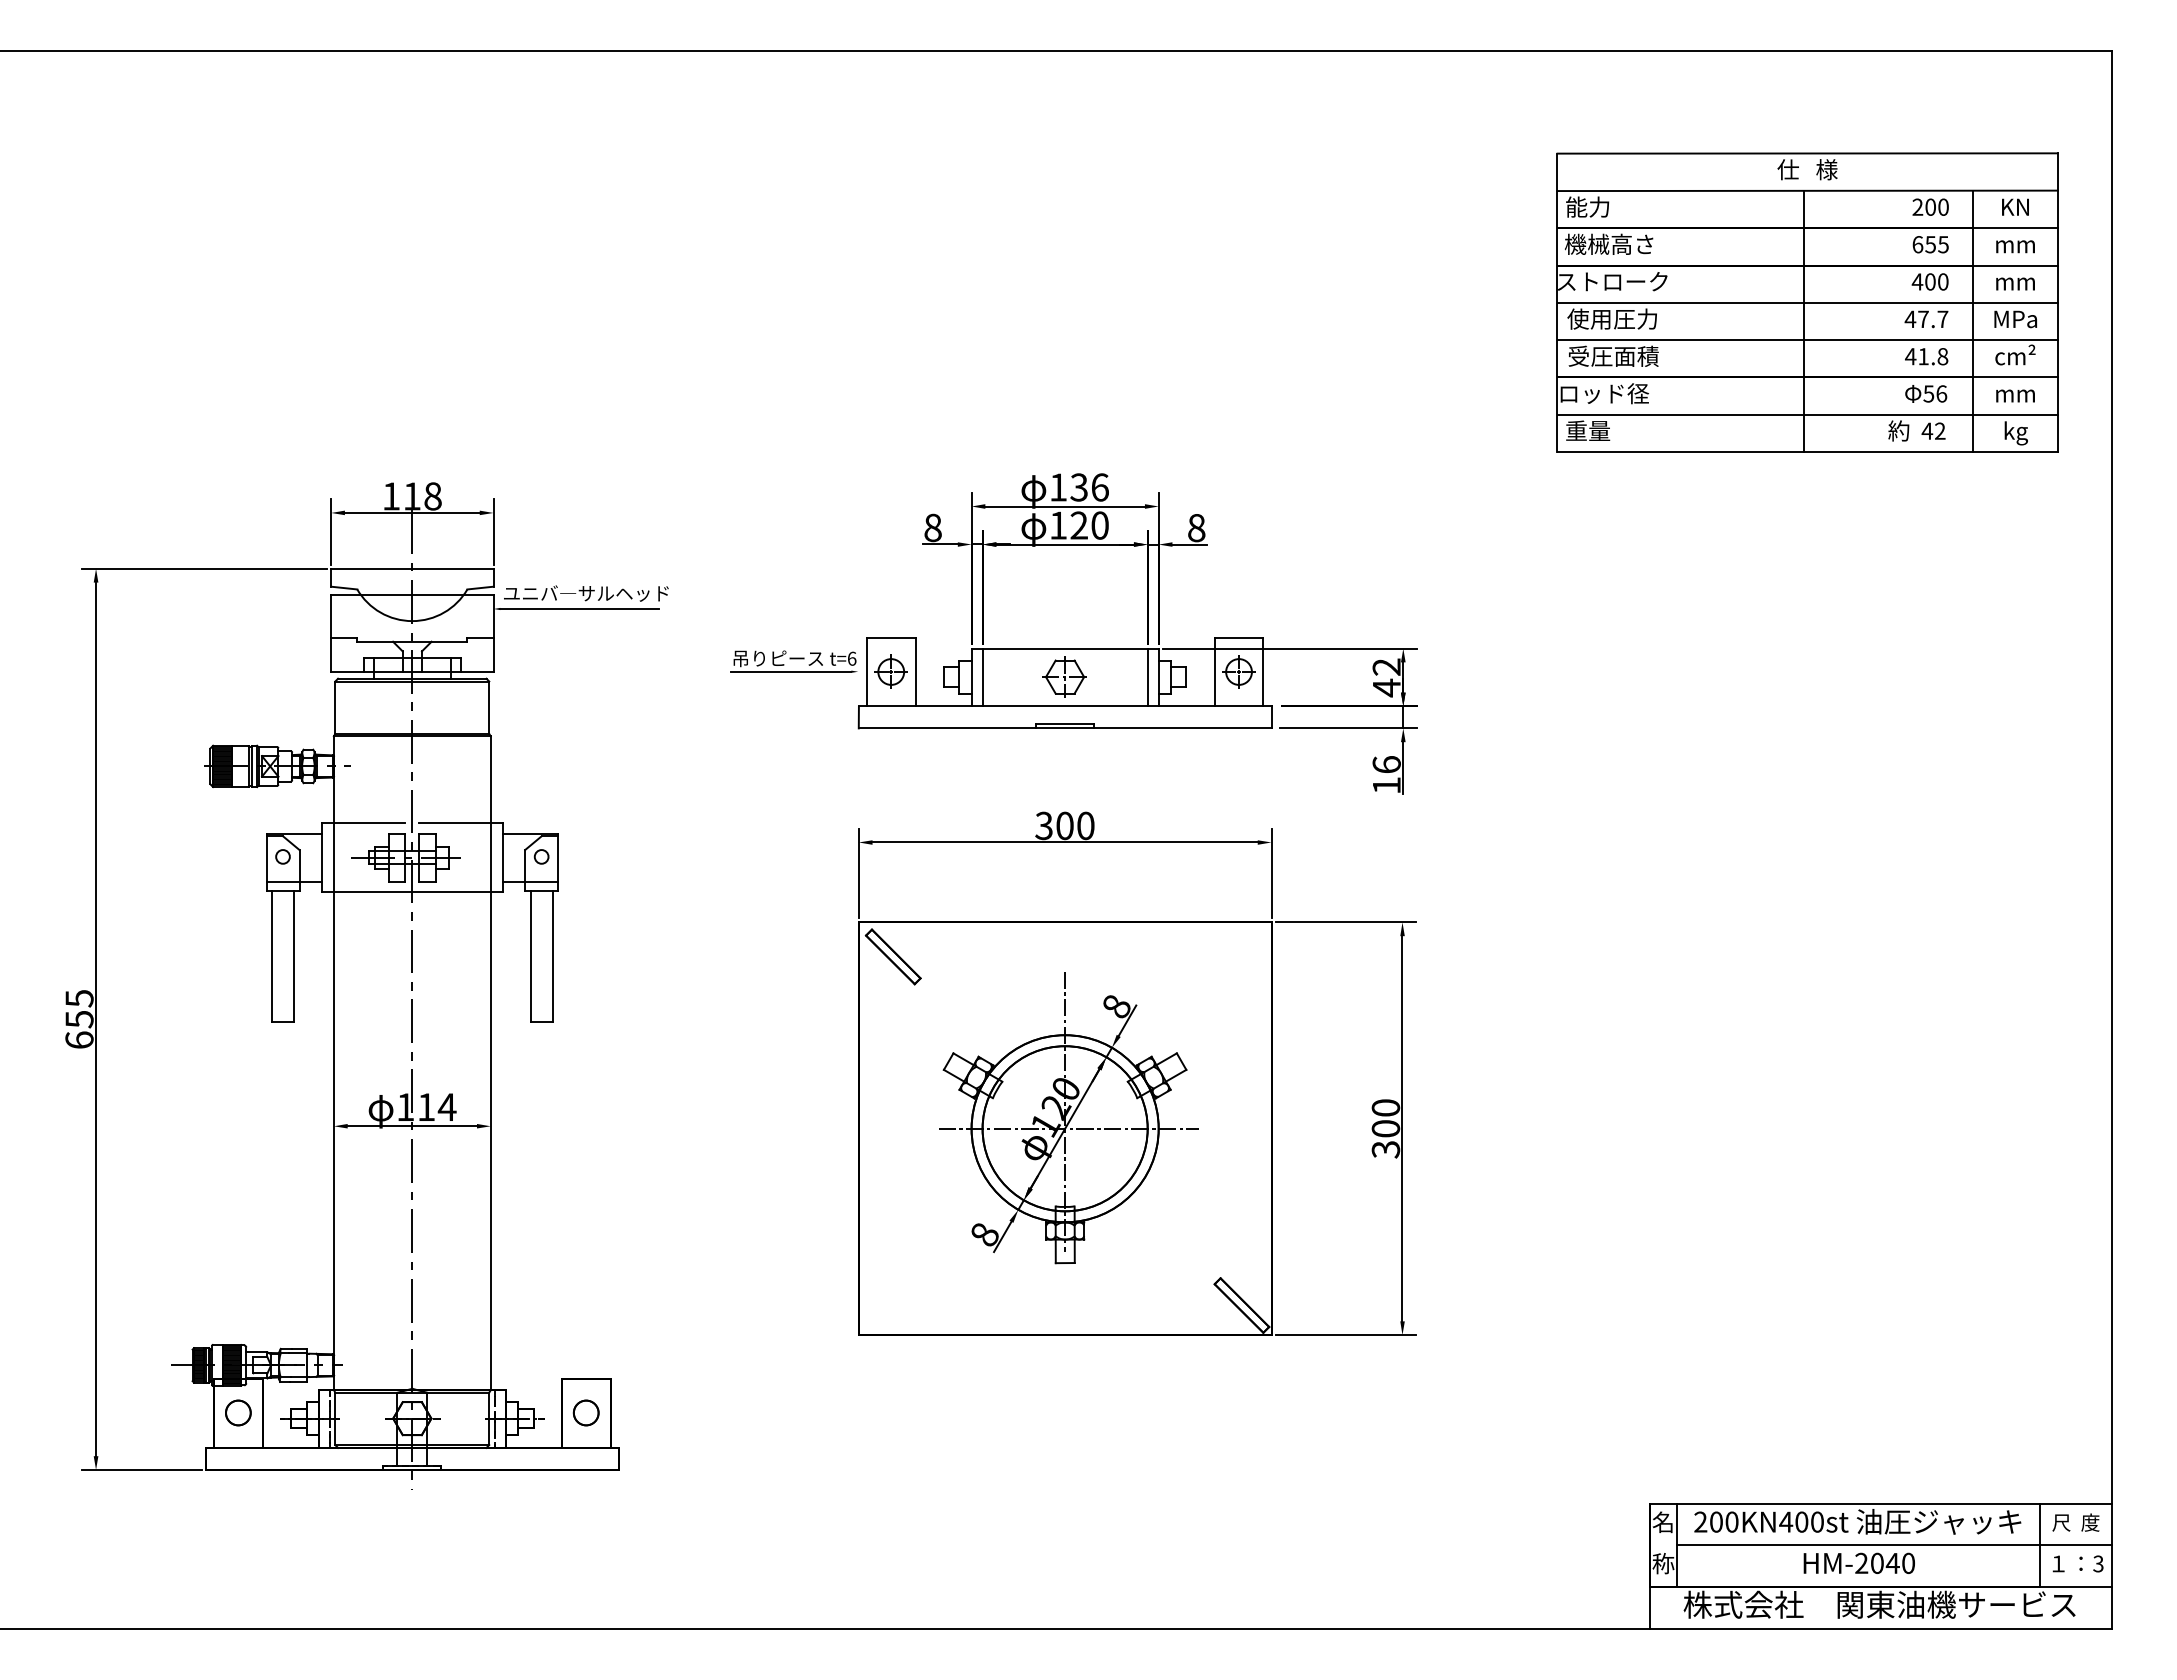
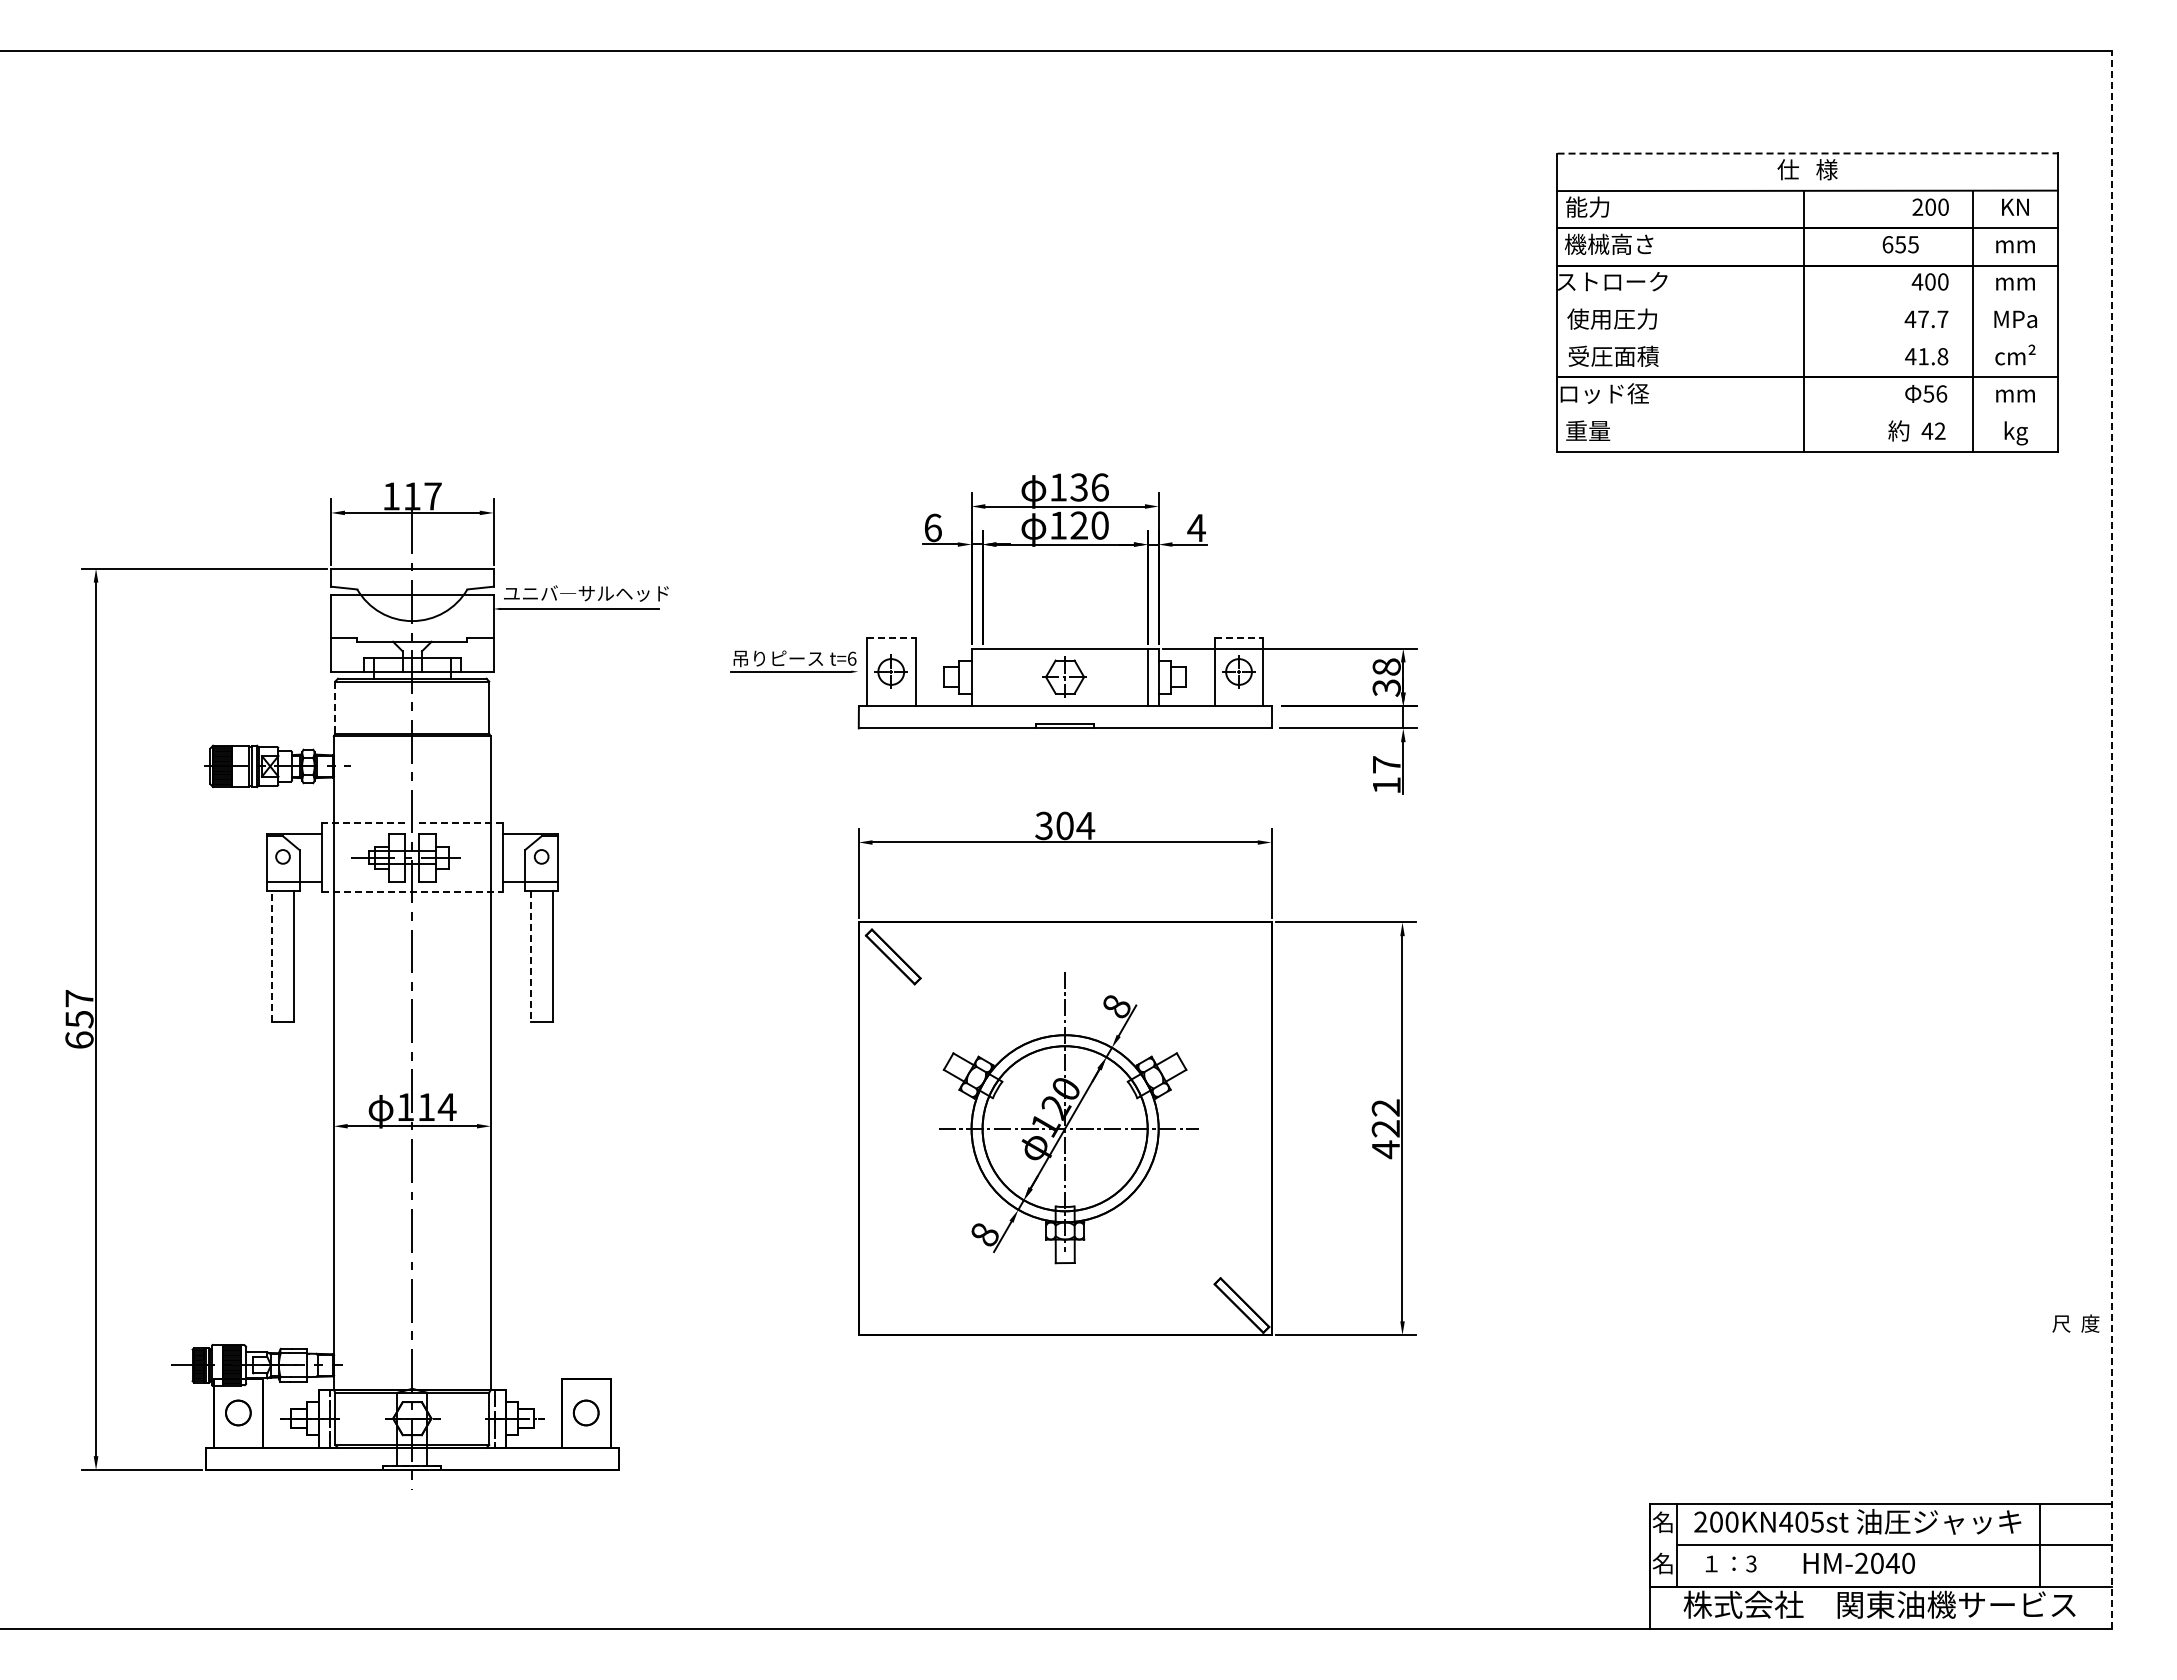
line: solid -> dashed (1808, 153)
text position: (1930, 244) -> (1900, 244) (1900, 244)
line: present -> none (1807, 302)
line: present -> none (1807, 340)
line: present -> none (1807, 414)
text: 118 -> 117 (432, 496)
text: 8 -> 6 (932, 527)
text: 8 -> 4 (1196, 528)
line: solid -> dashed (891, 637)
line: solid -> dashed (1239, 637)
line: present -> none (982, 677)
text: 42 -> 38 (1386, 677)
line: solid -> dashed (335, 708)
text: 16 -> 17 (1386, 764)
line: solid -> dashed (363, 823)
line: solid -> dashed (461, 823)
text: 300 -> 304 (1085, 825)
line: solid -> dashed (2111, 839)
line: solid -> dashed (412, 892)
line: solid -> dashed (272, 956)
line: solid -> dashed (530, 957)
text: 655 -> 657 (79, 998)
text: 300 -> 422 (1385, 1129)
text: 200KN400st -> 200KN405st (1816, 1521)
text position: (2075, 1522) -> (2075, 1323) (2075, 1323)
text: 称 -> 名 (1663, 1563)
text position: (2077, 1563) -> (1730, 1563) (1730, 1563)
